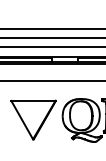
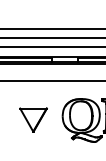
part size: 47x42 px -> 29x26 px (33, 119)
